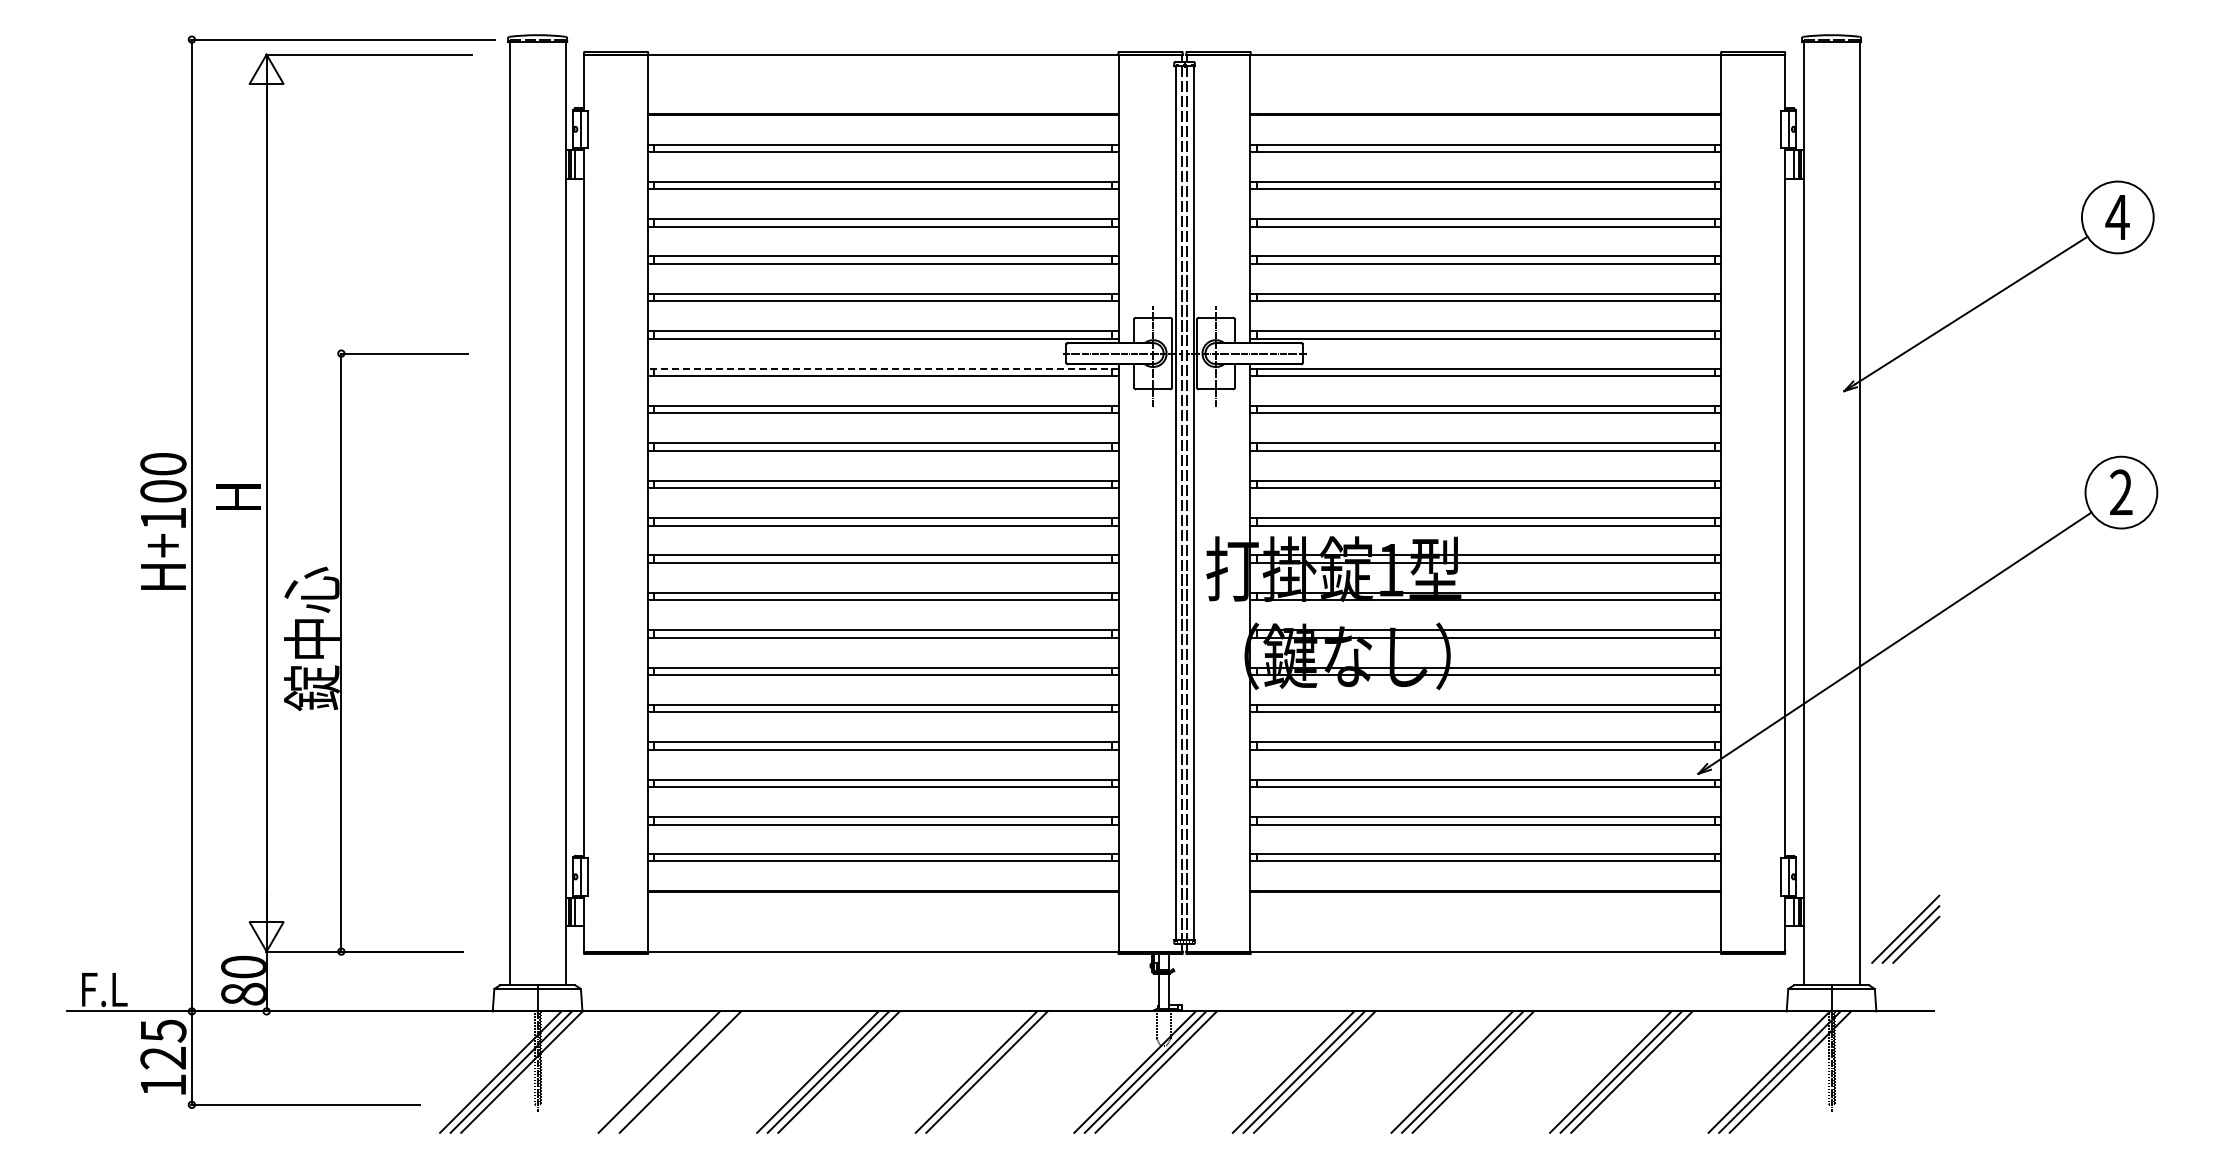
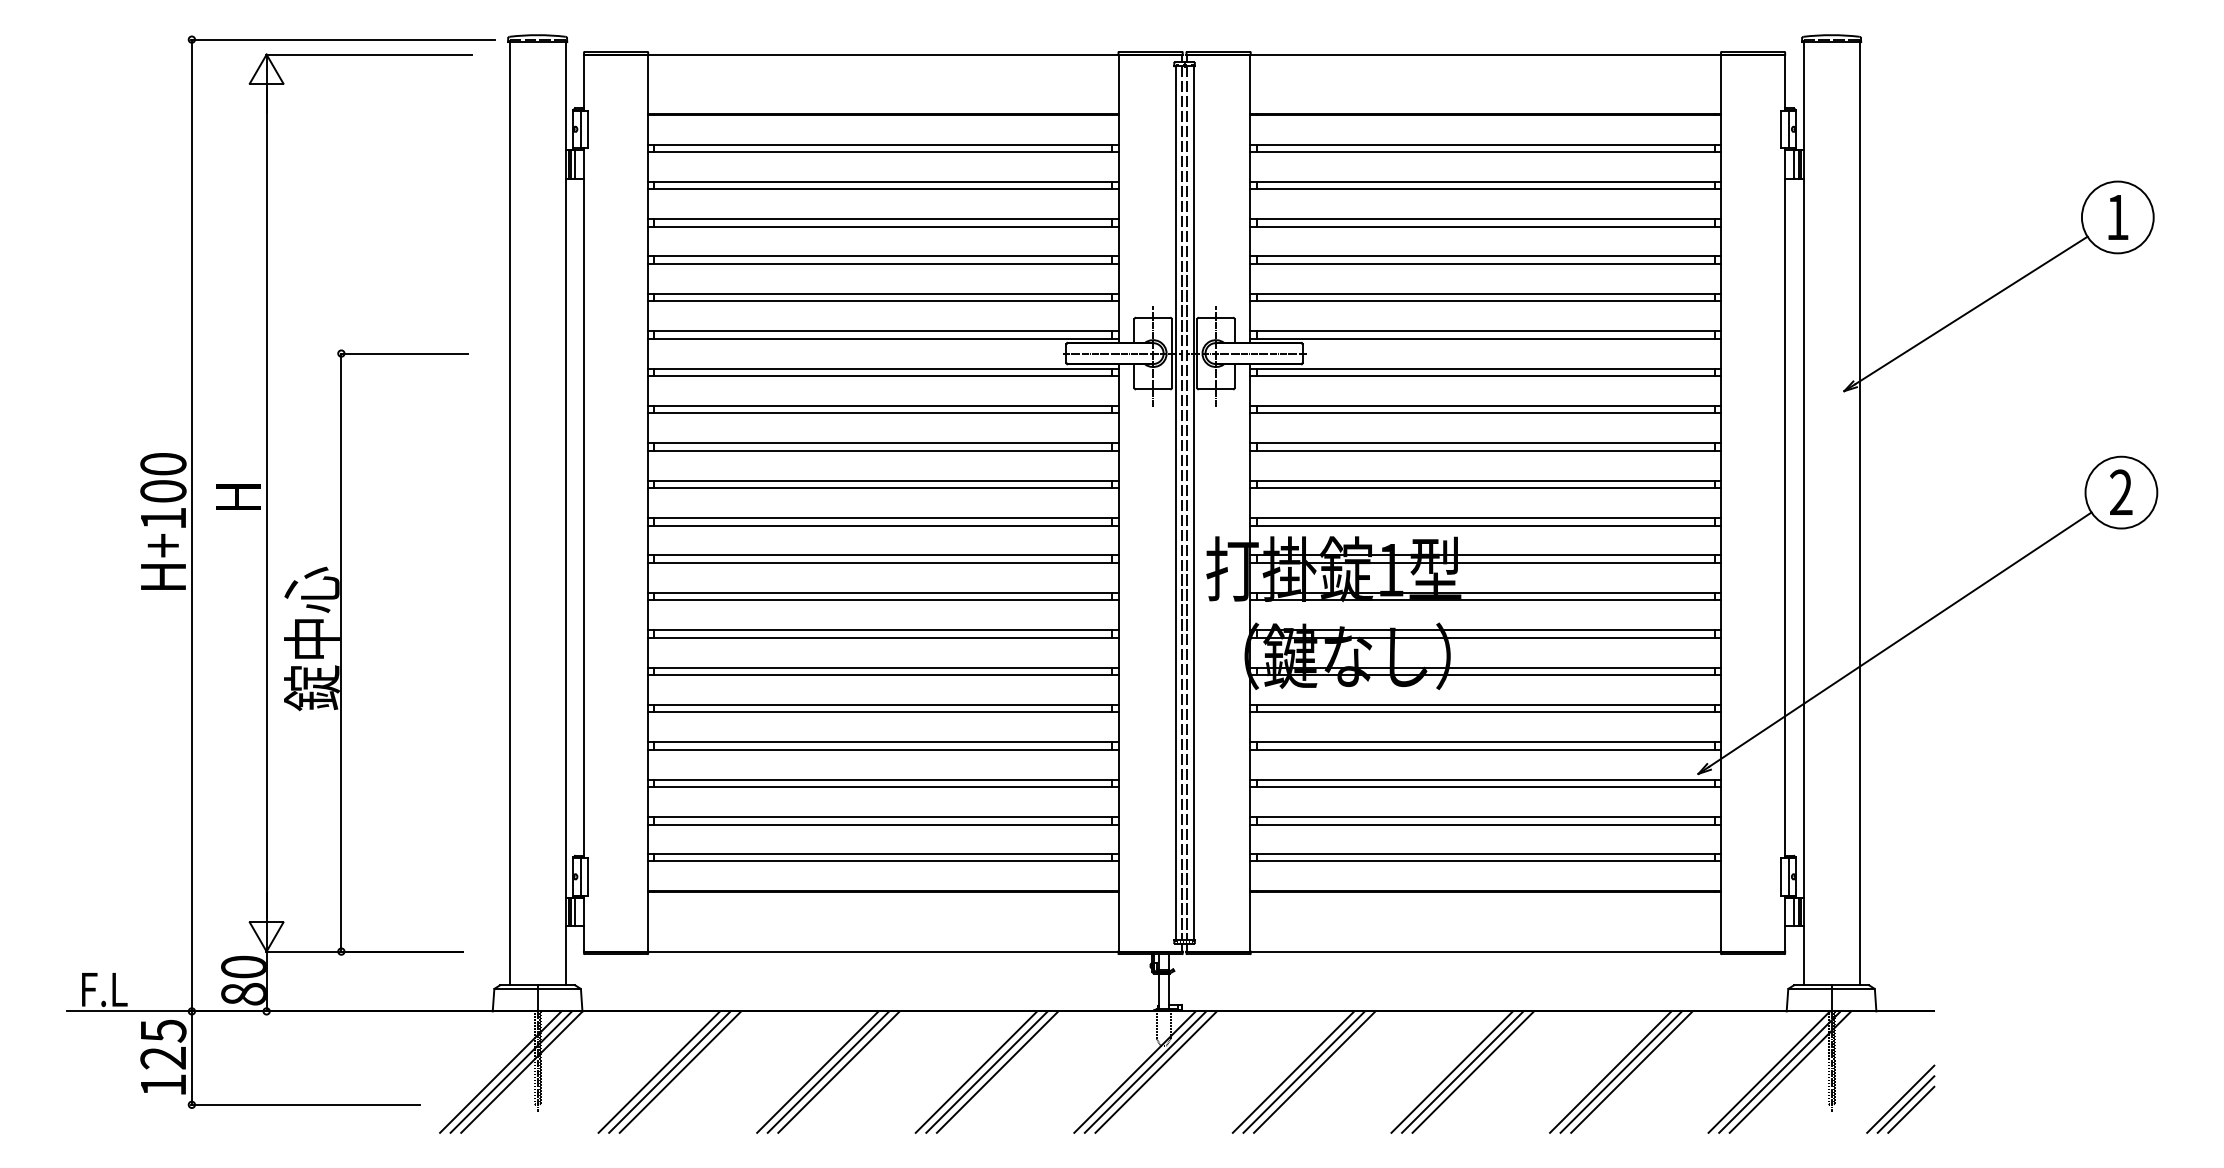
text: 4 -> 1 (2117, 217)
line: dashed -> solid (882, 368)
part position: (1905, 928) -> (1900, 1098) (1900, 1098)
line: none -> present (669, 1071)
line: none -> present (997, 1071)
